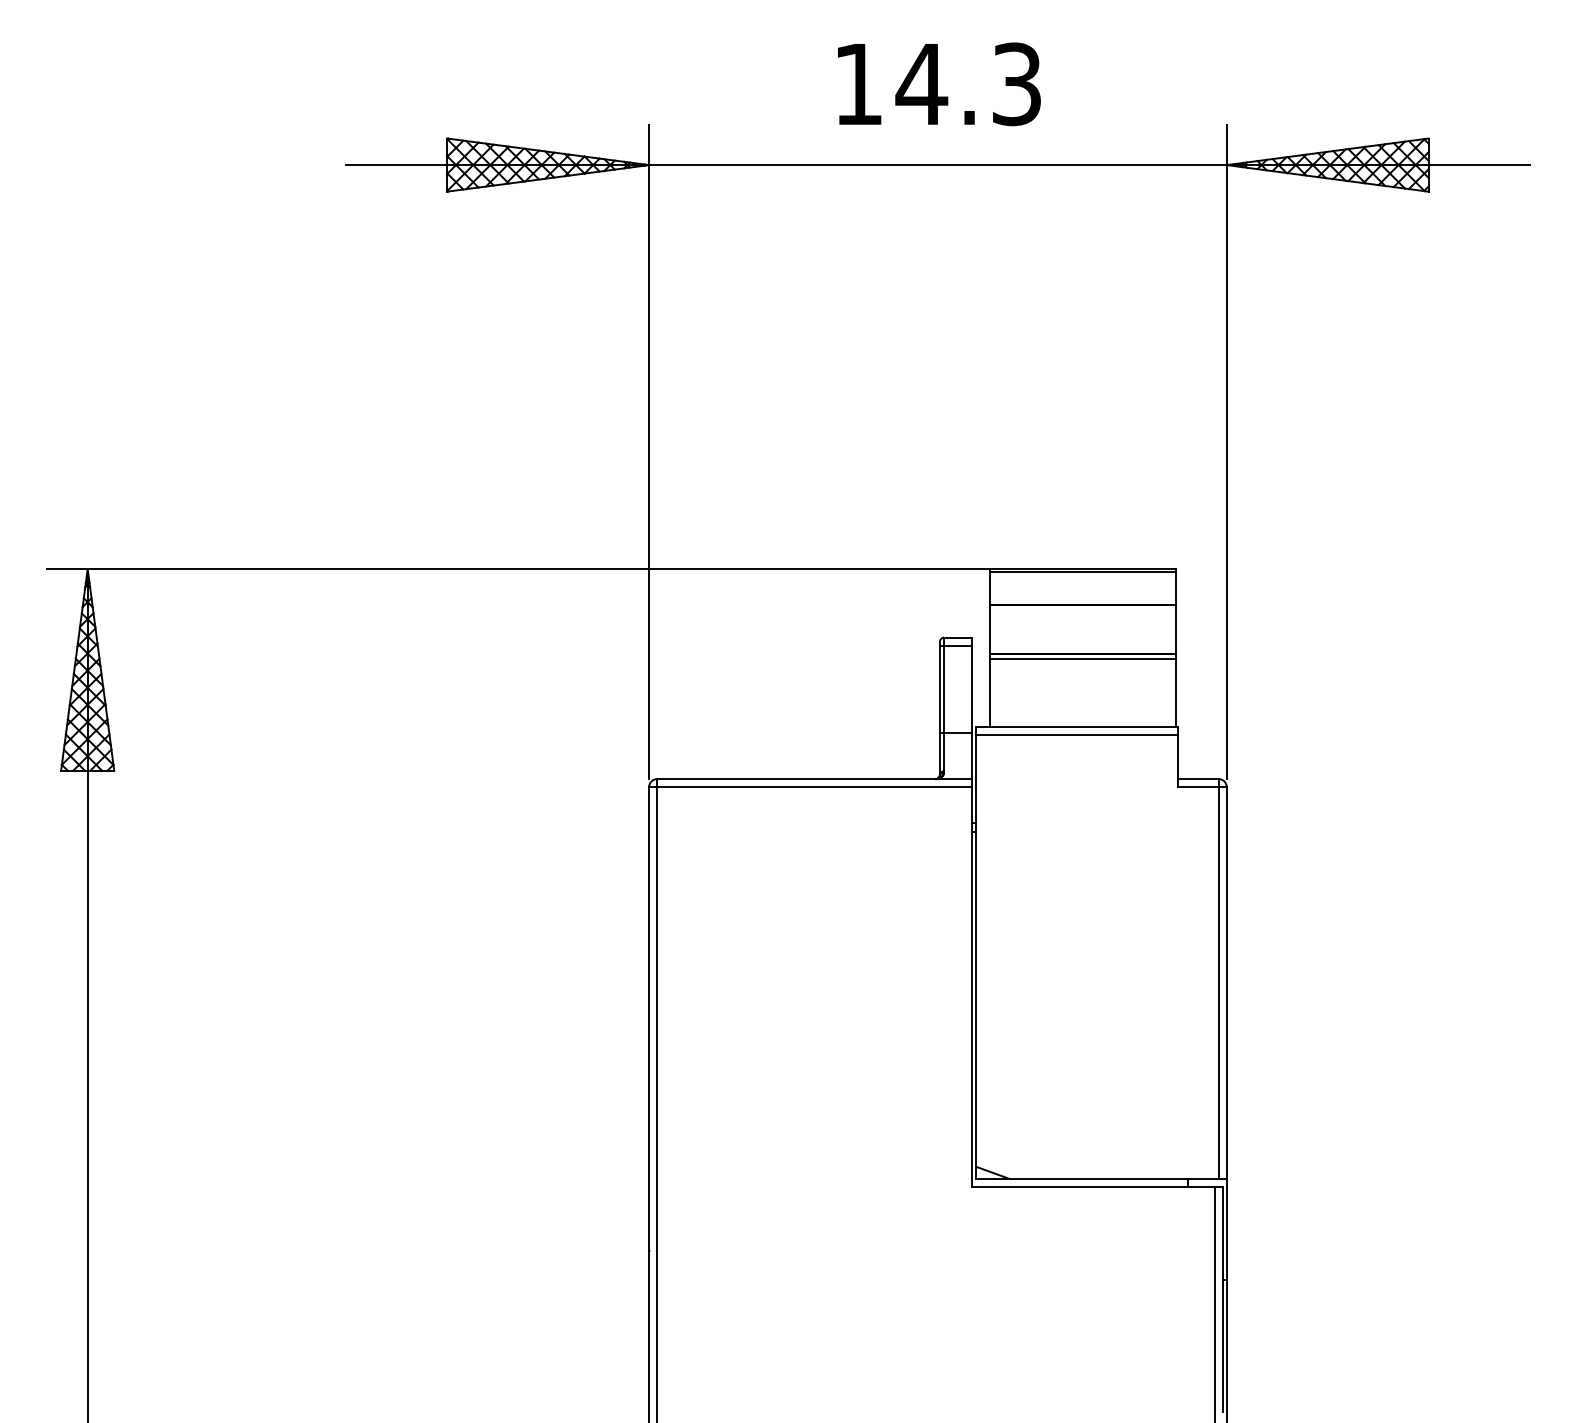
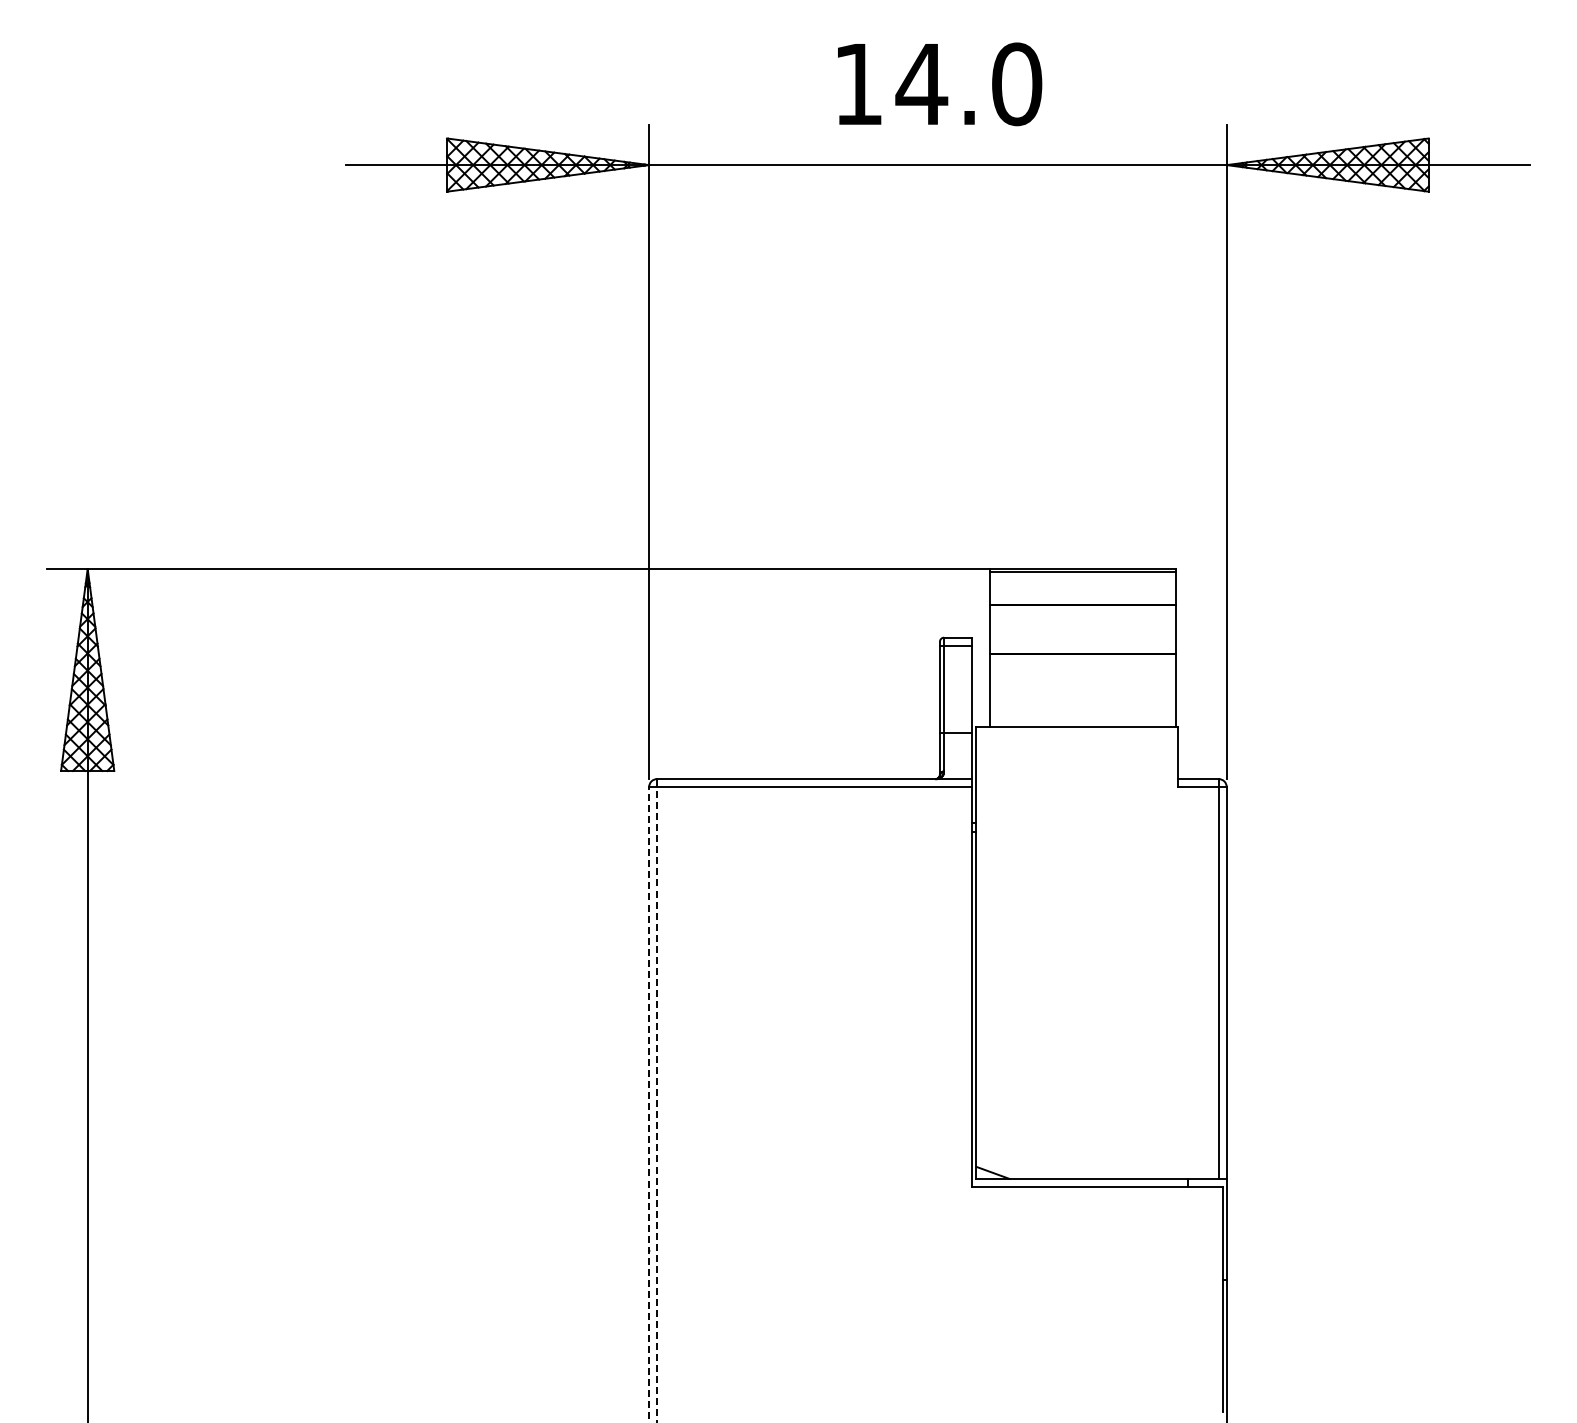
text: 14.3 -> 14.0 (1017, 84)
line: present -> none (1083, 658)
line: present -> none (1077, 734)
line: solid -> dashed (657, 1100)
line: solid -> dashed (649, 1104)
line: present -> none (1214, 1303)
